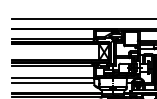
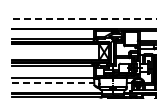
line: solid -> dashed (83, 18)
line: solid -> dashed (53, 82)
